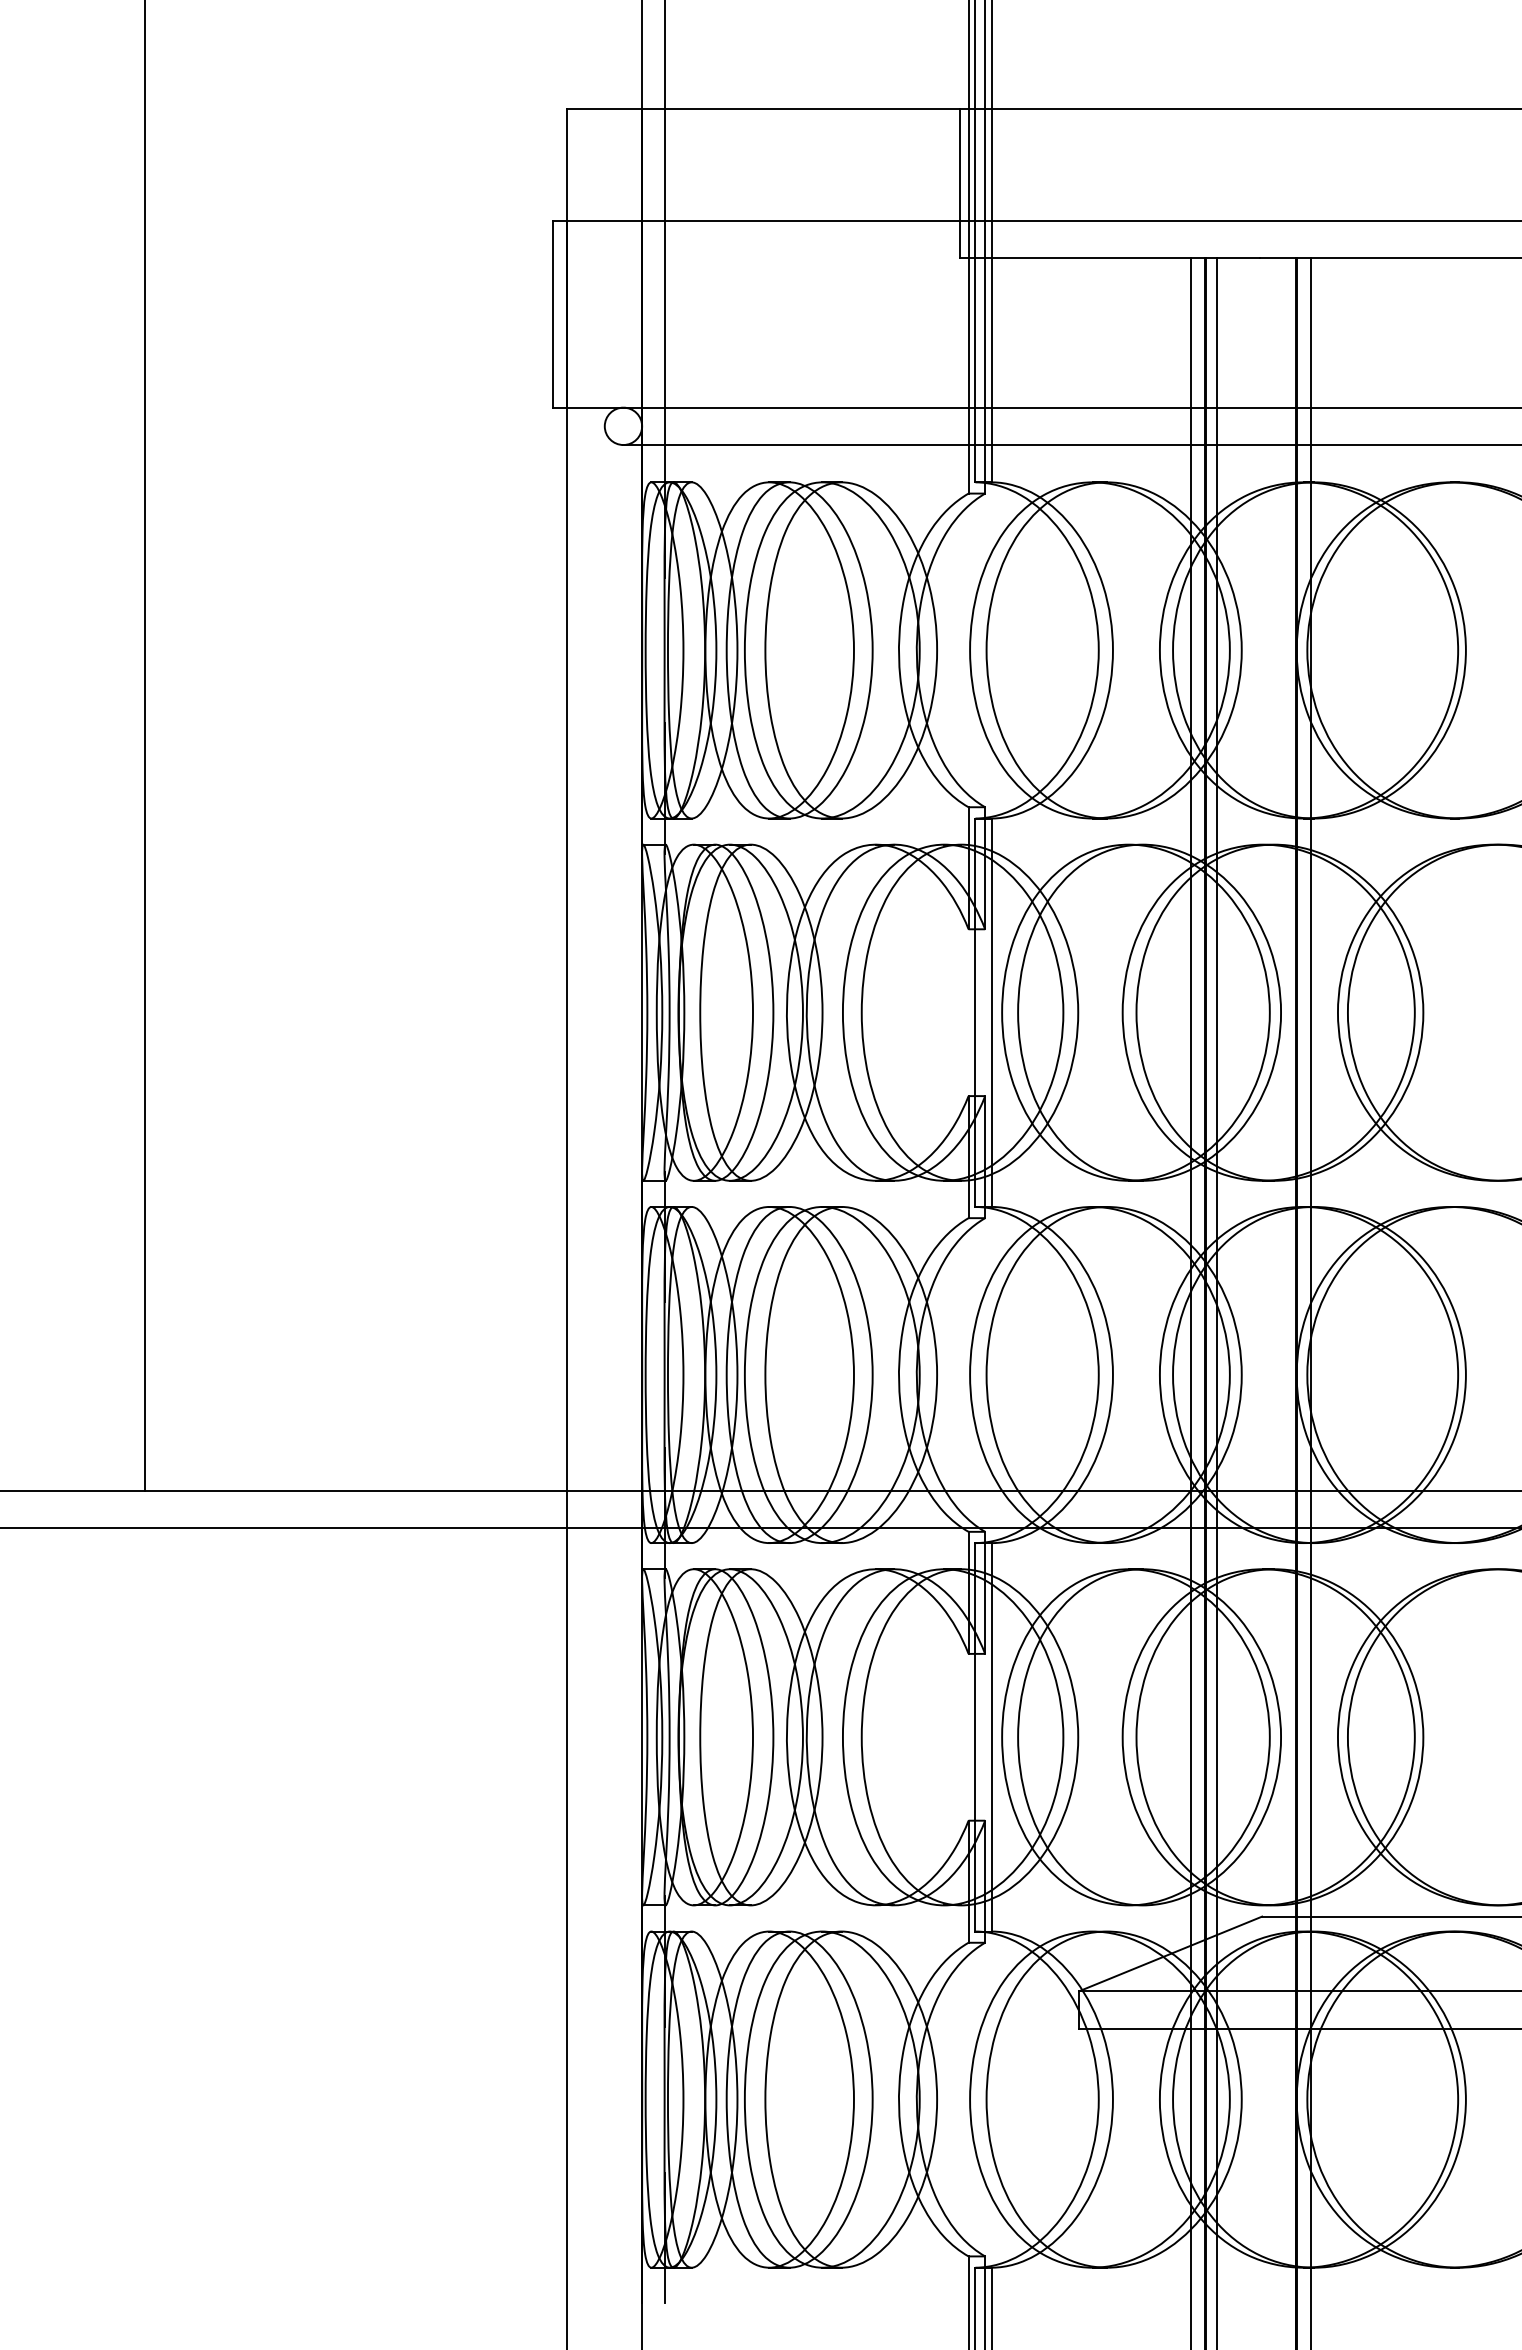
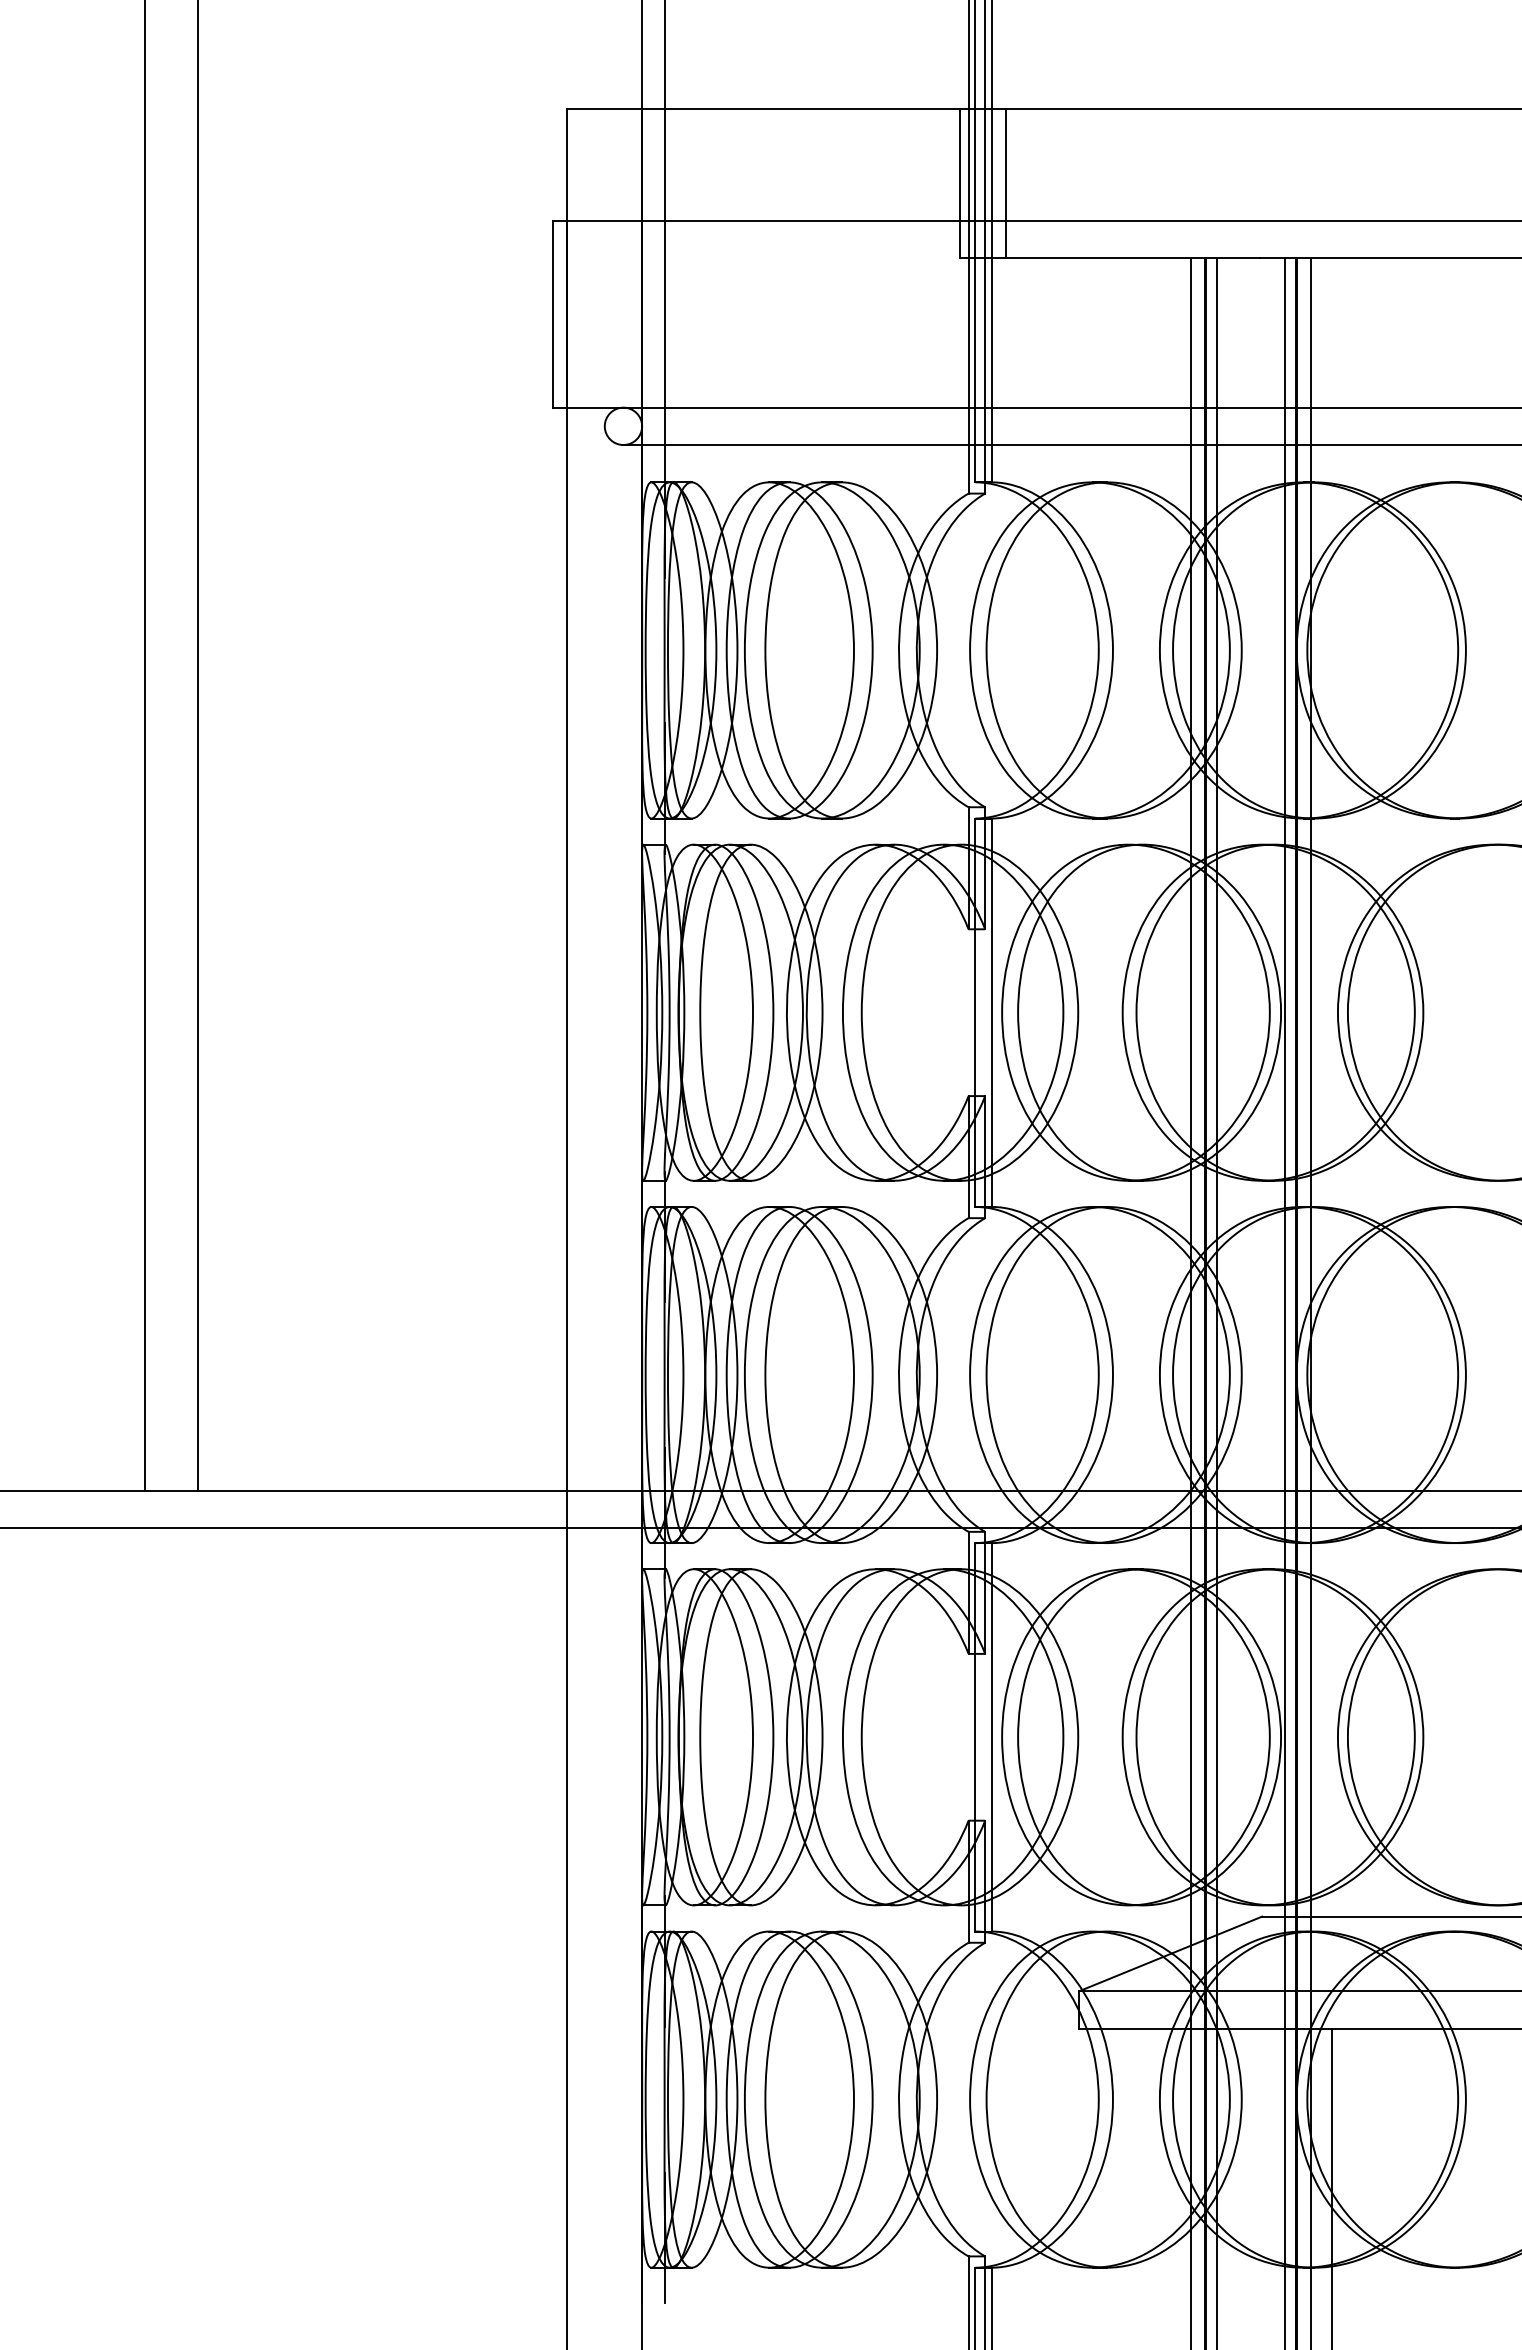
line: none -> present (1005, 183)
line: none -> present (198, 746)
line: none -> present (1284, 1302)
line: none -> present (1332, 2187)
